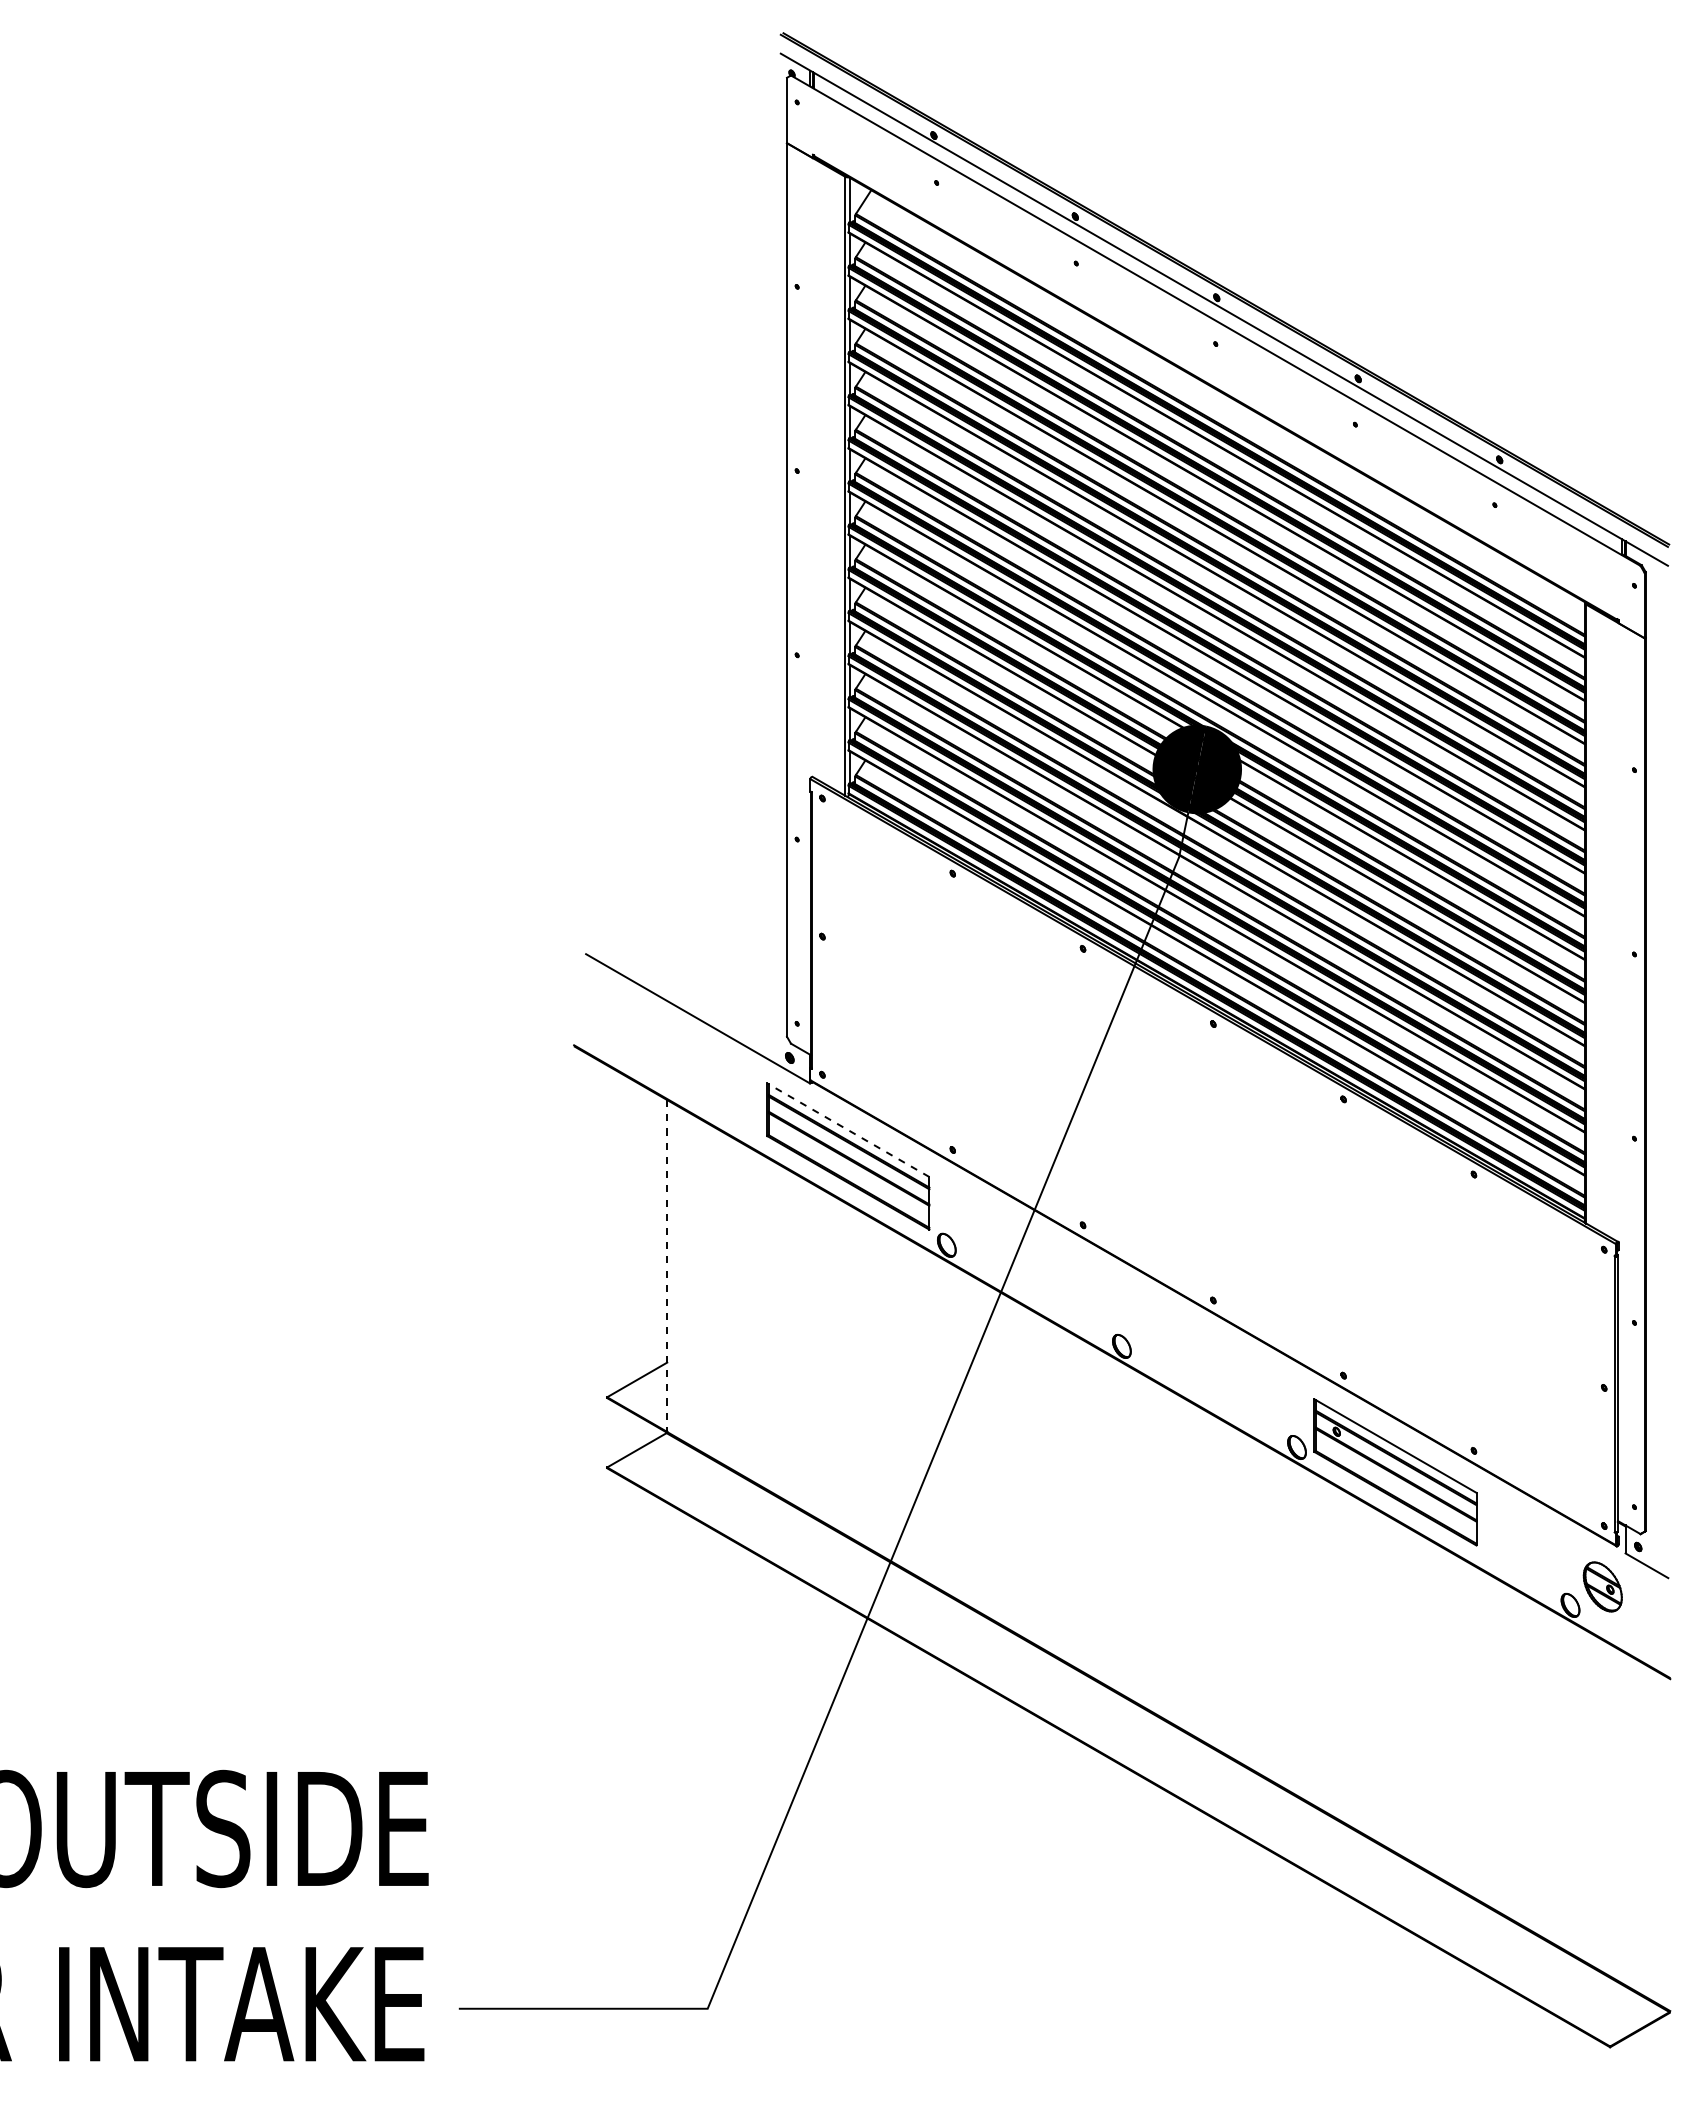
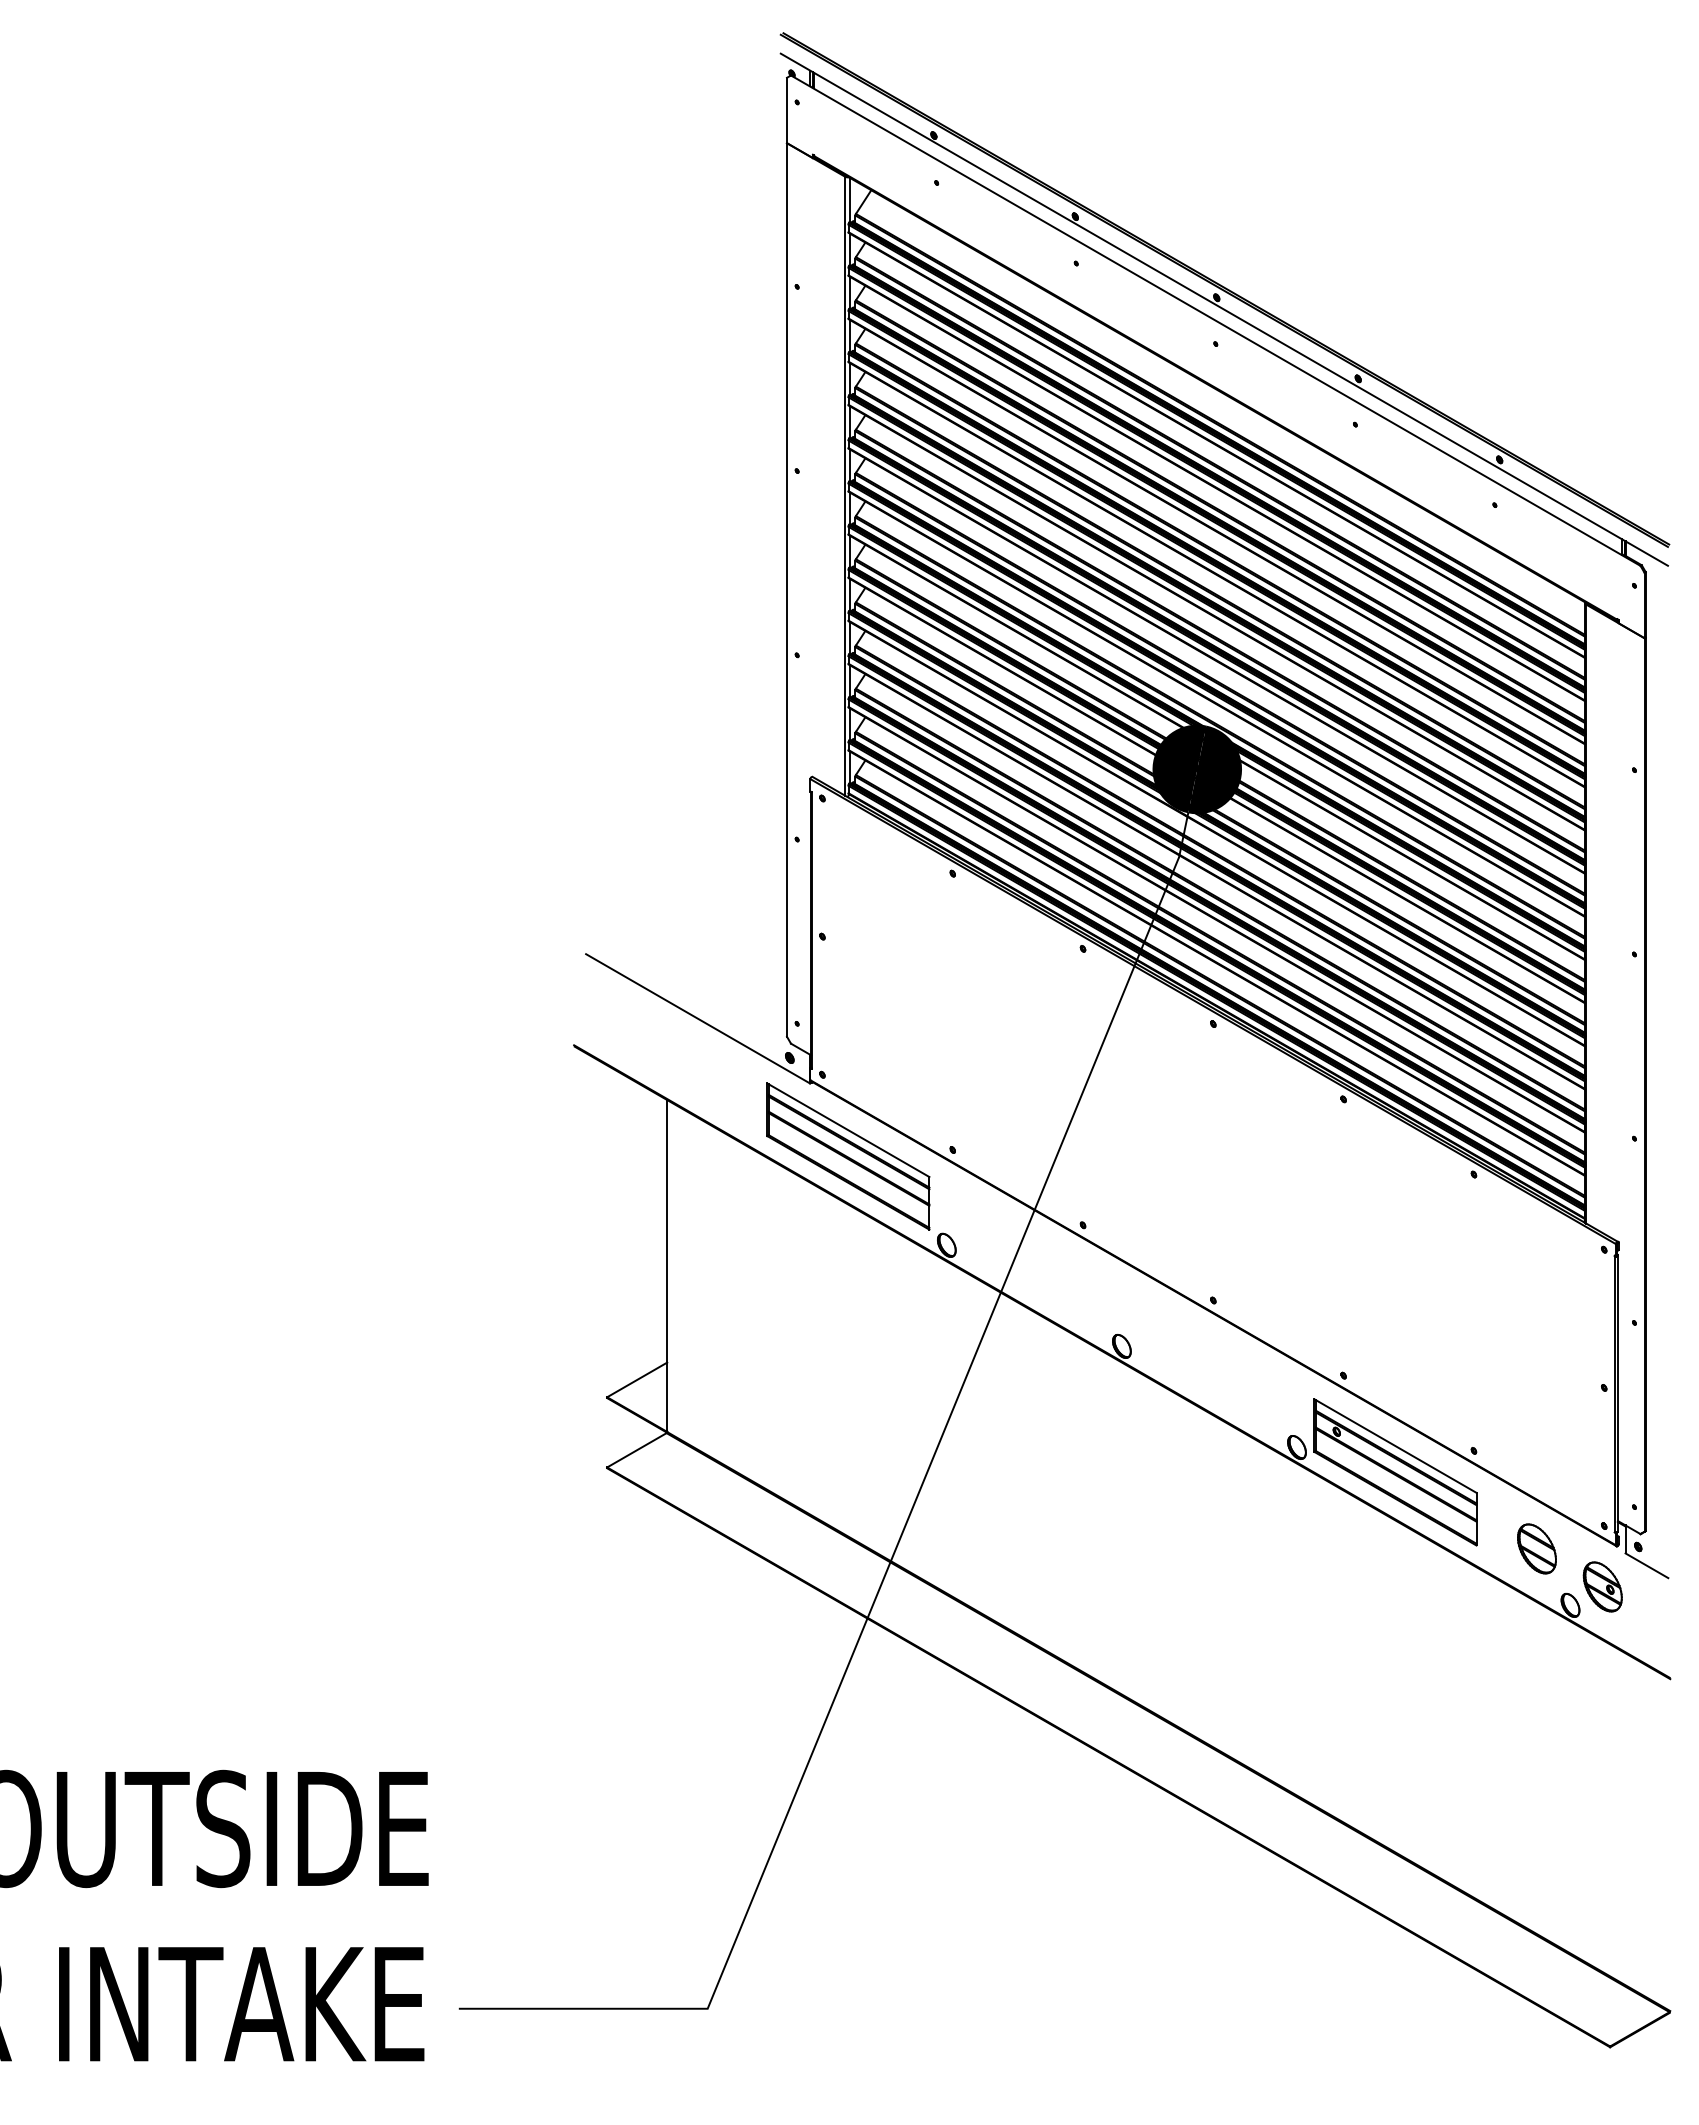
line: dashed -> solid (848, 1130)
line: dashed -> solid (667, 1266)
part: none -> present (1536, 1548)
